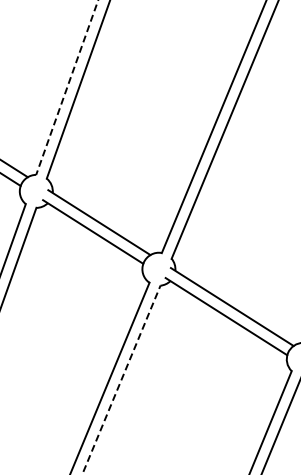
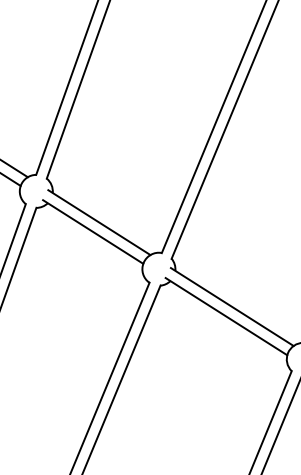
line: dashed -> solid (67, 88)
line: dashed -> solid (121, 379)
